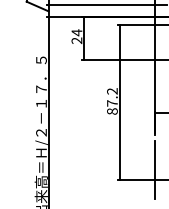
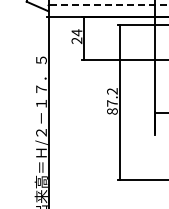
line: solid -> dashed (106, 5)
line: present -> none (154, 169)
